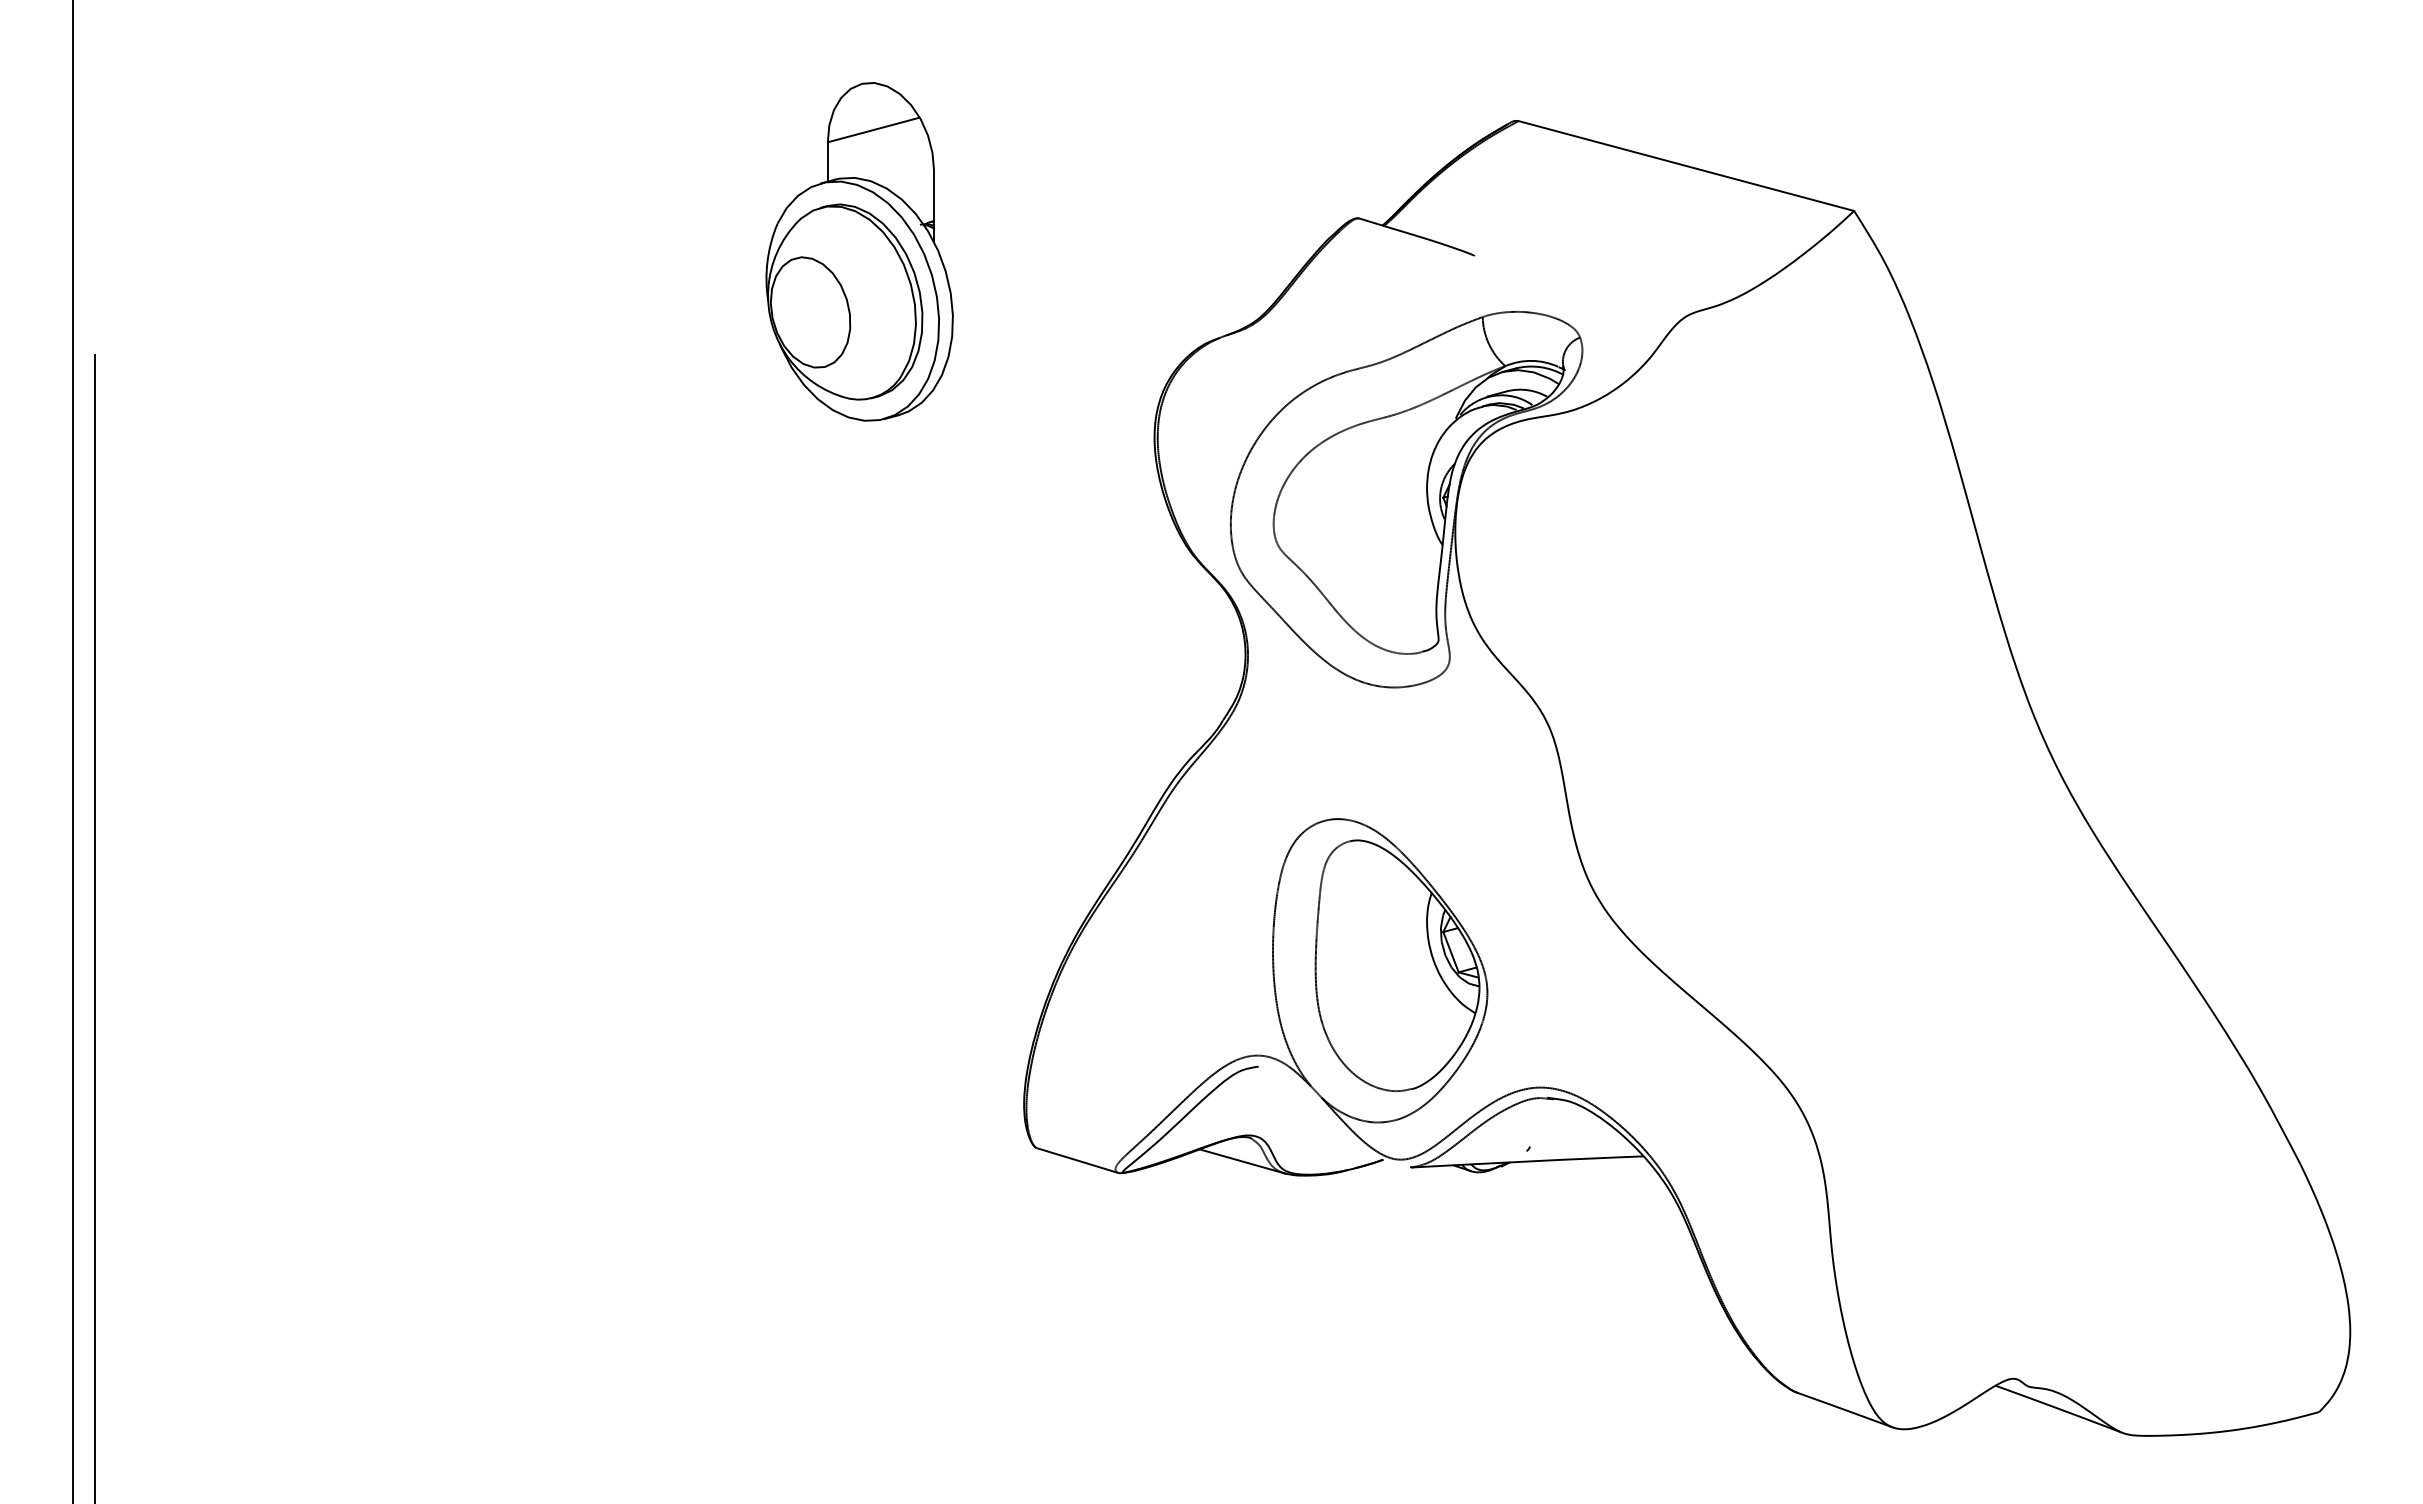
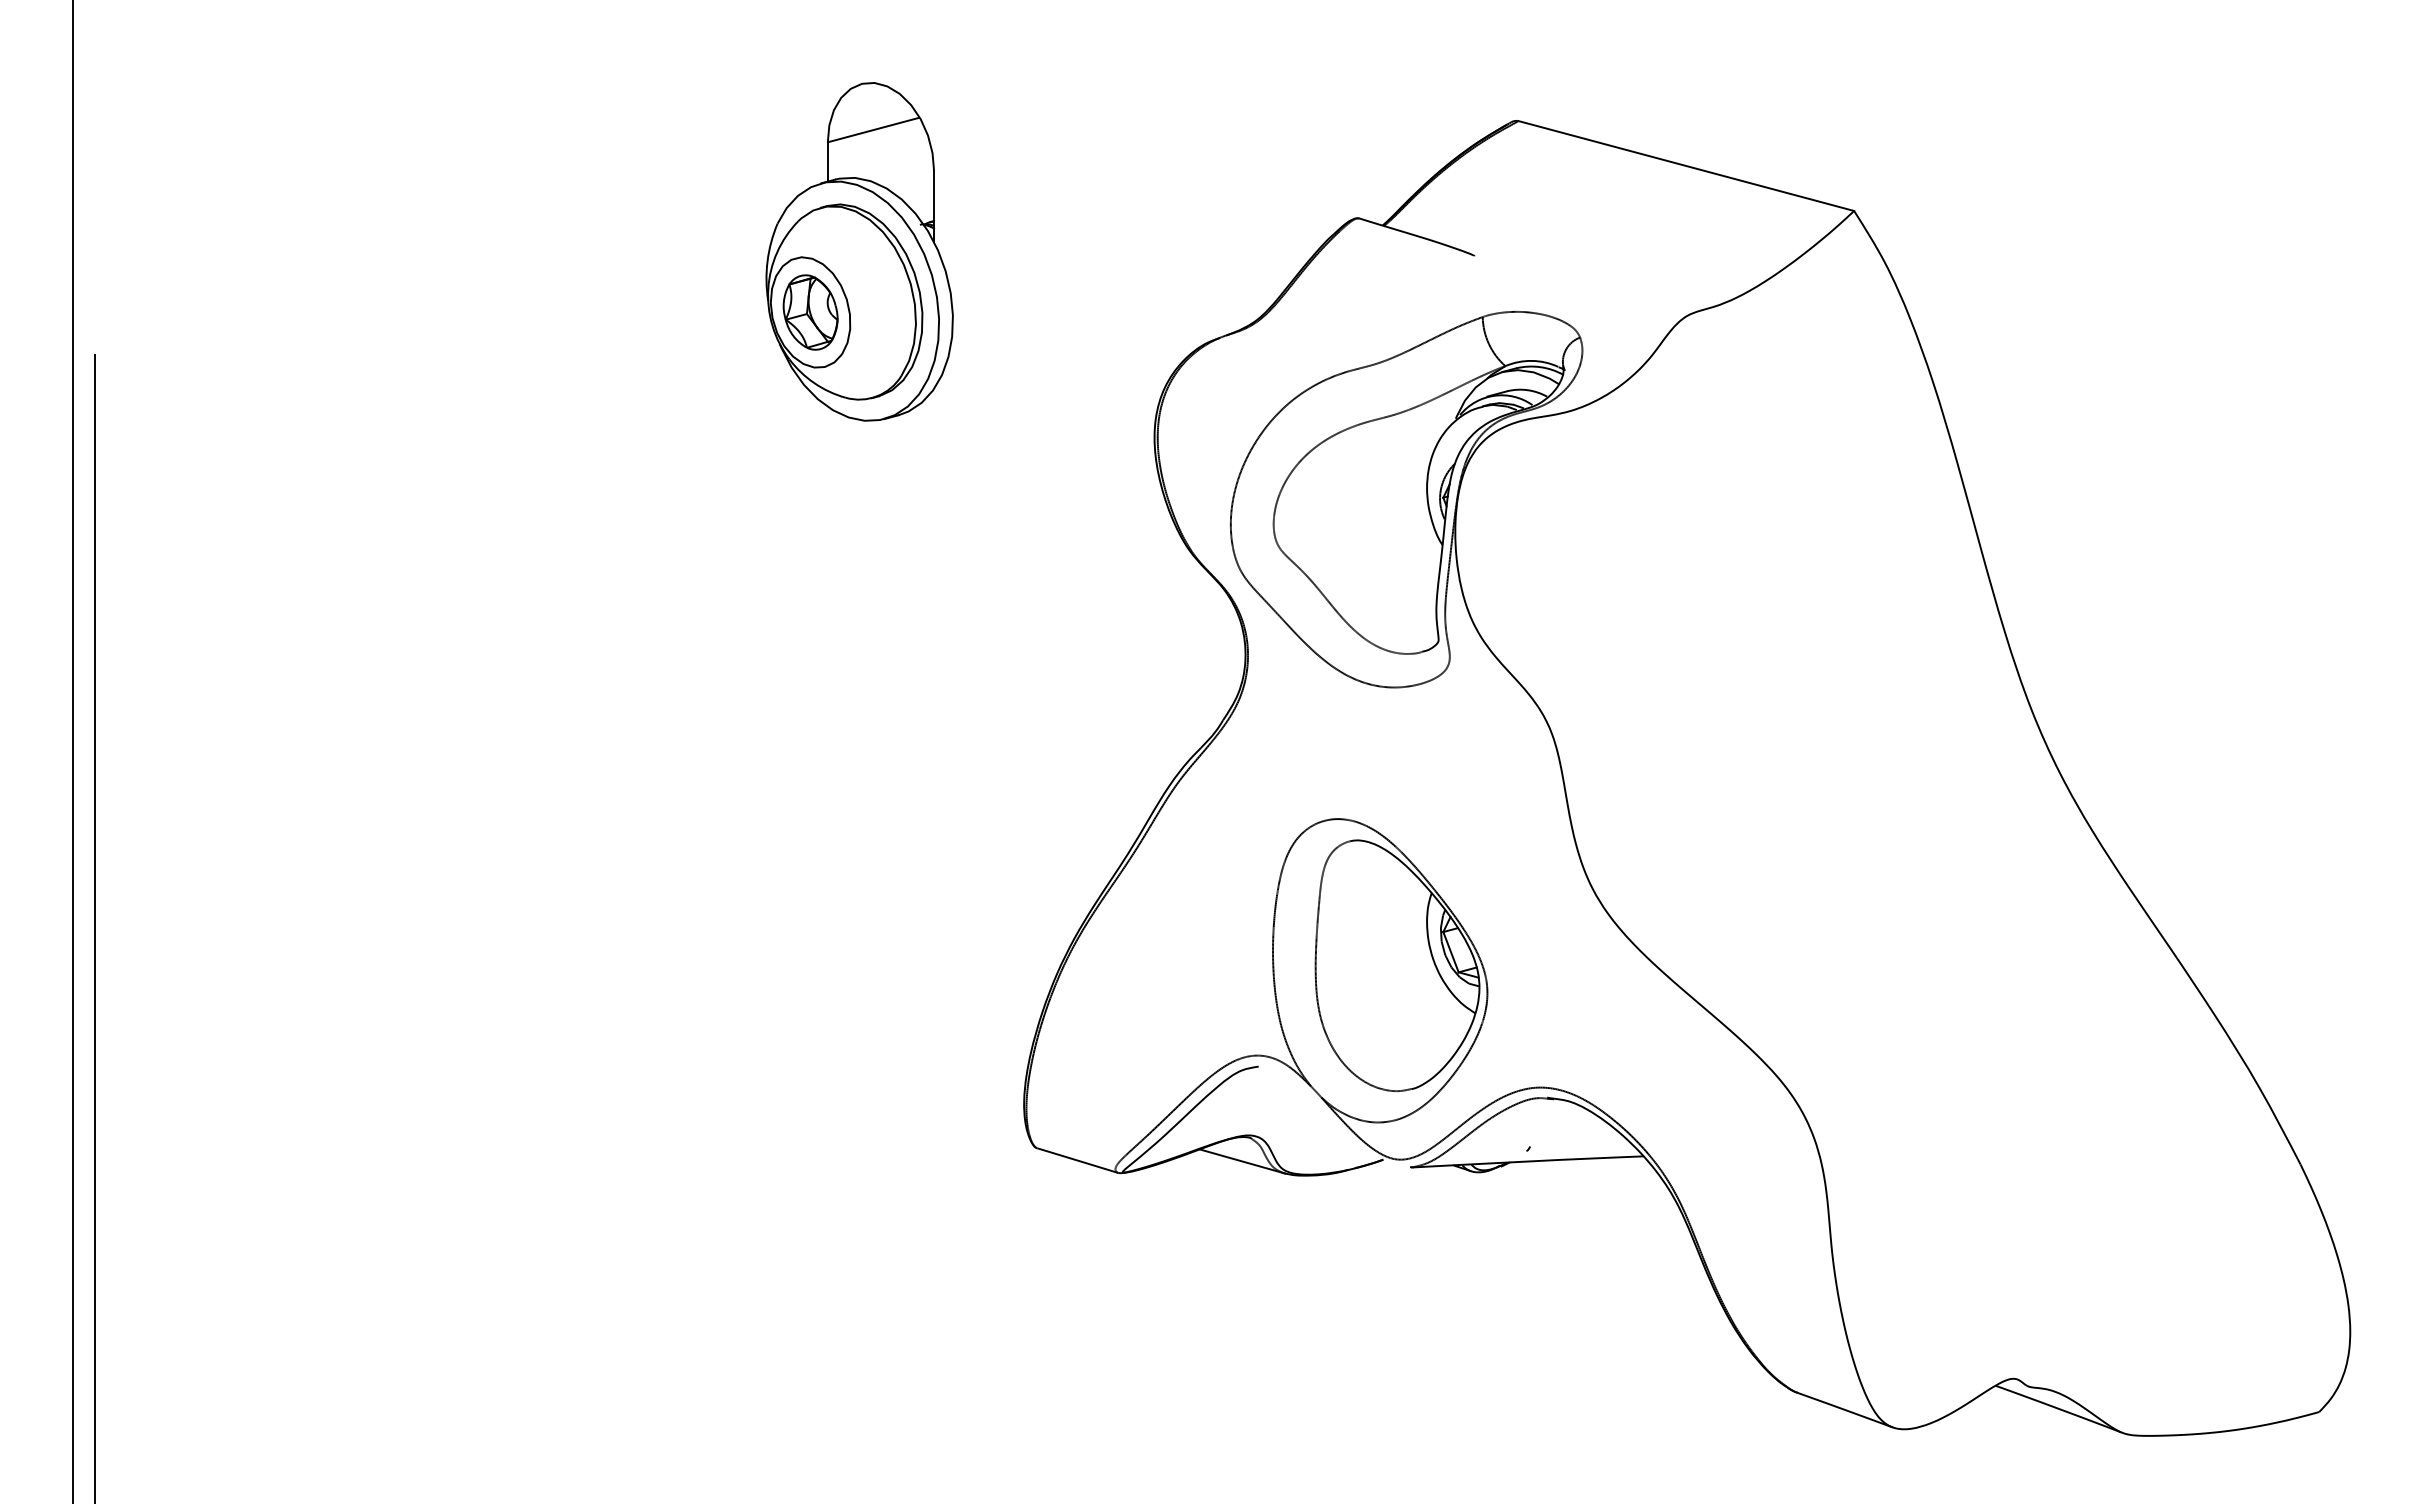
part: none -> present (810, 312)
